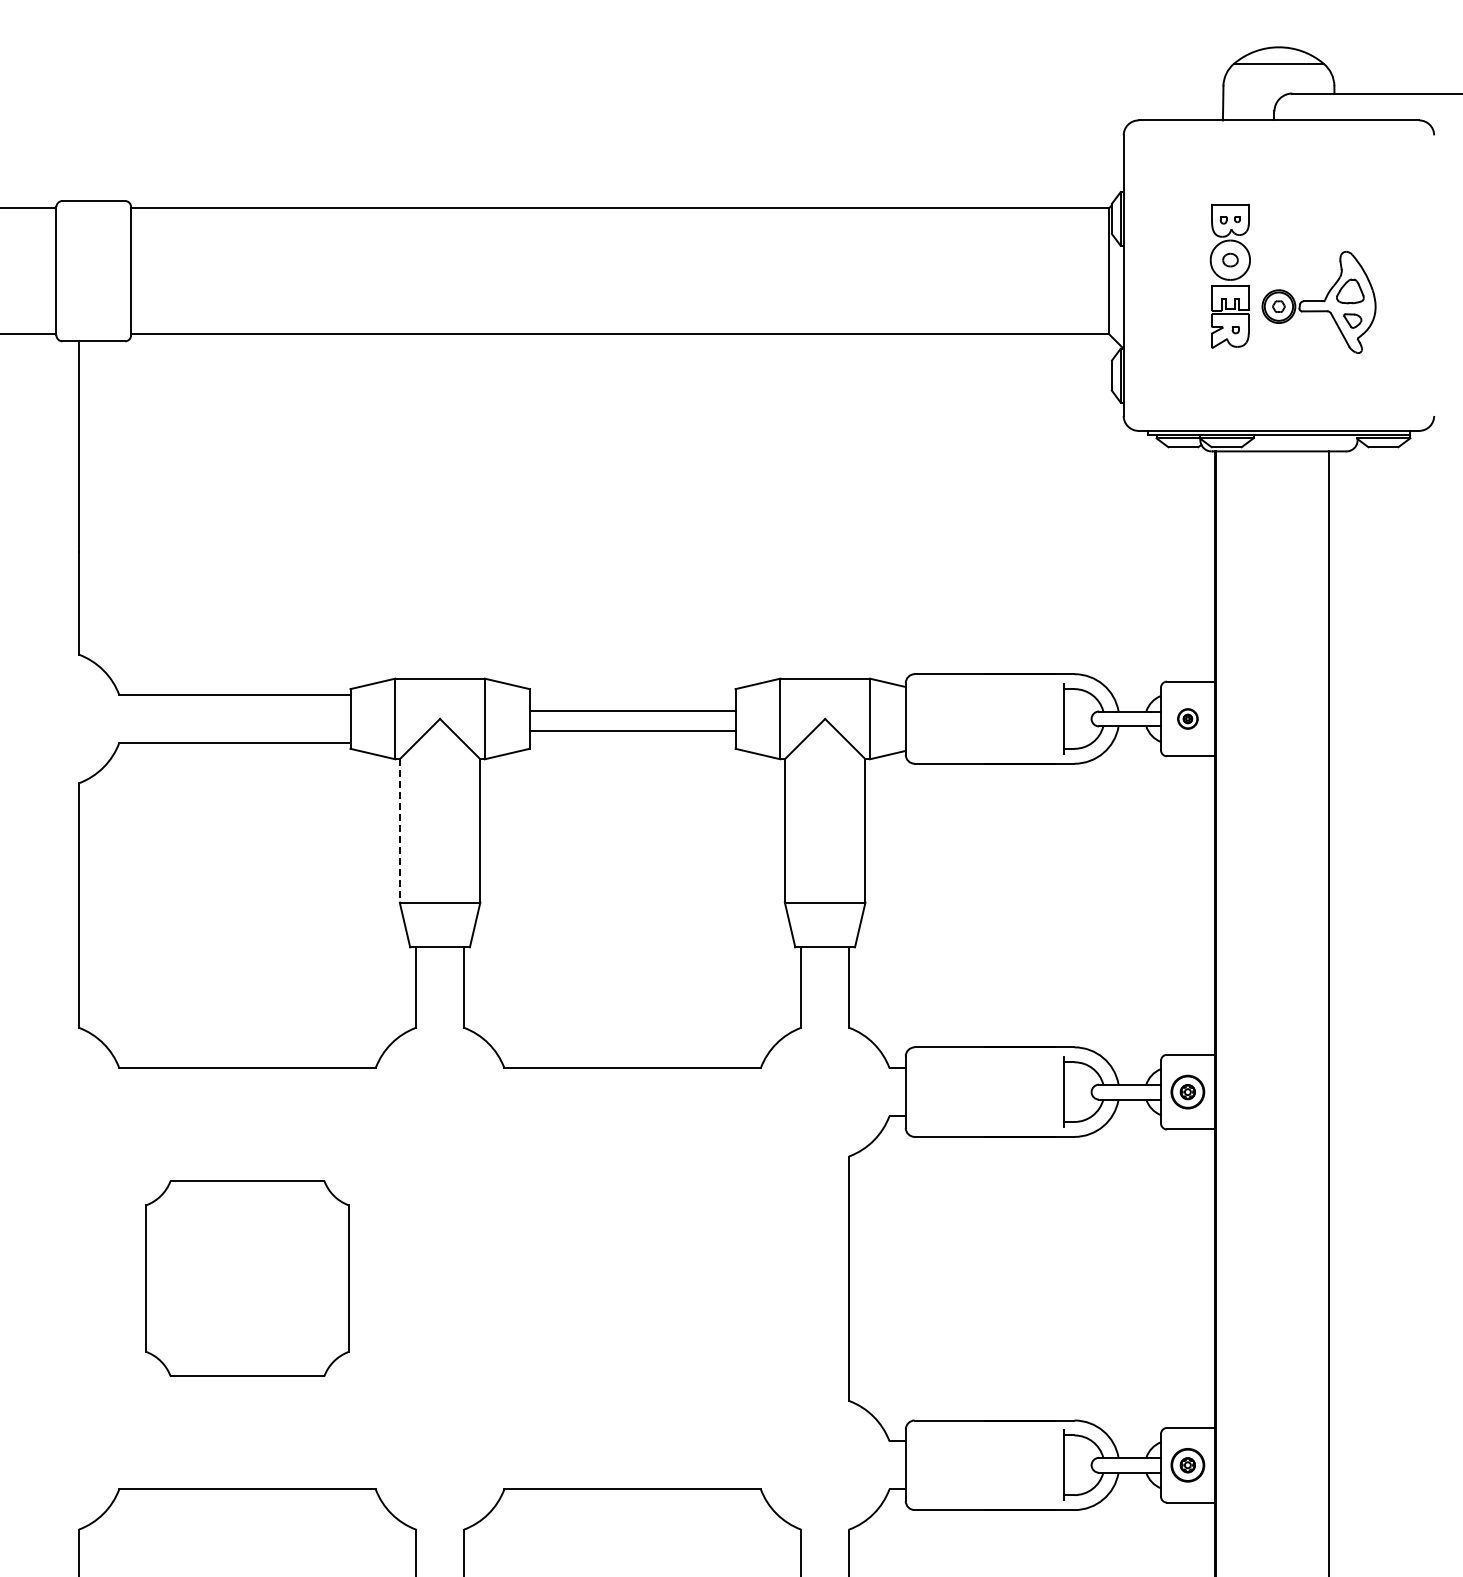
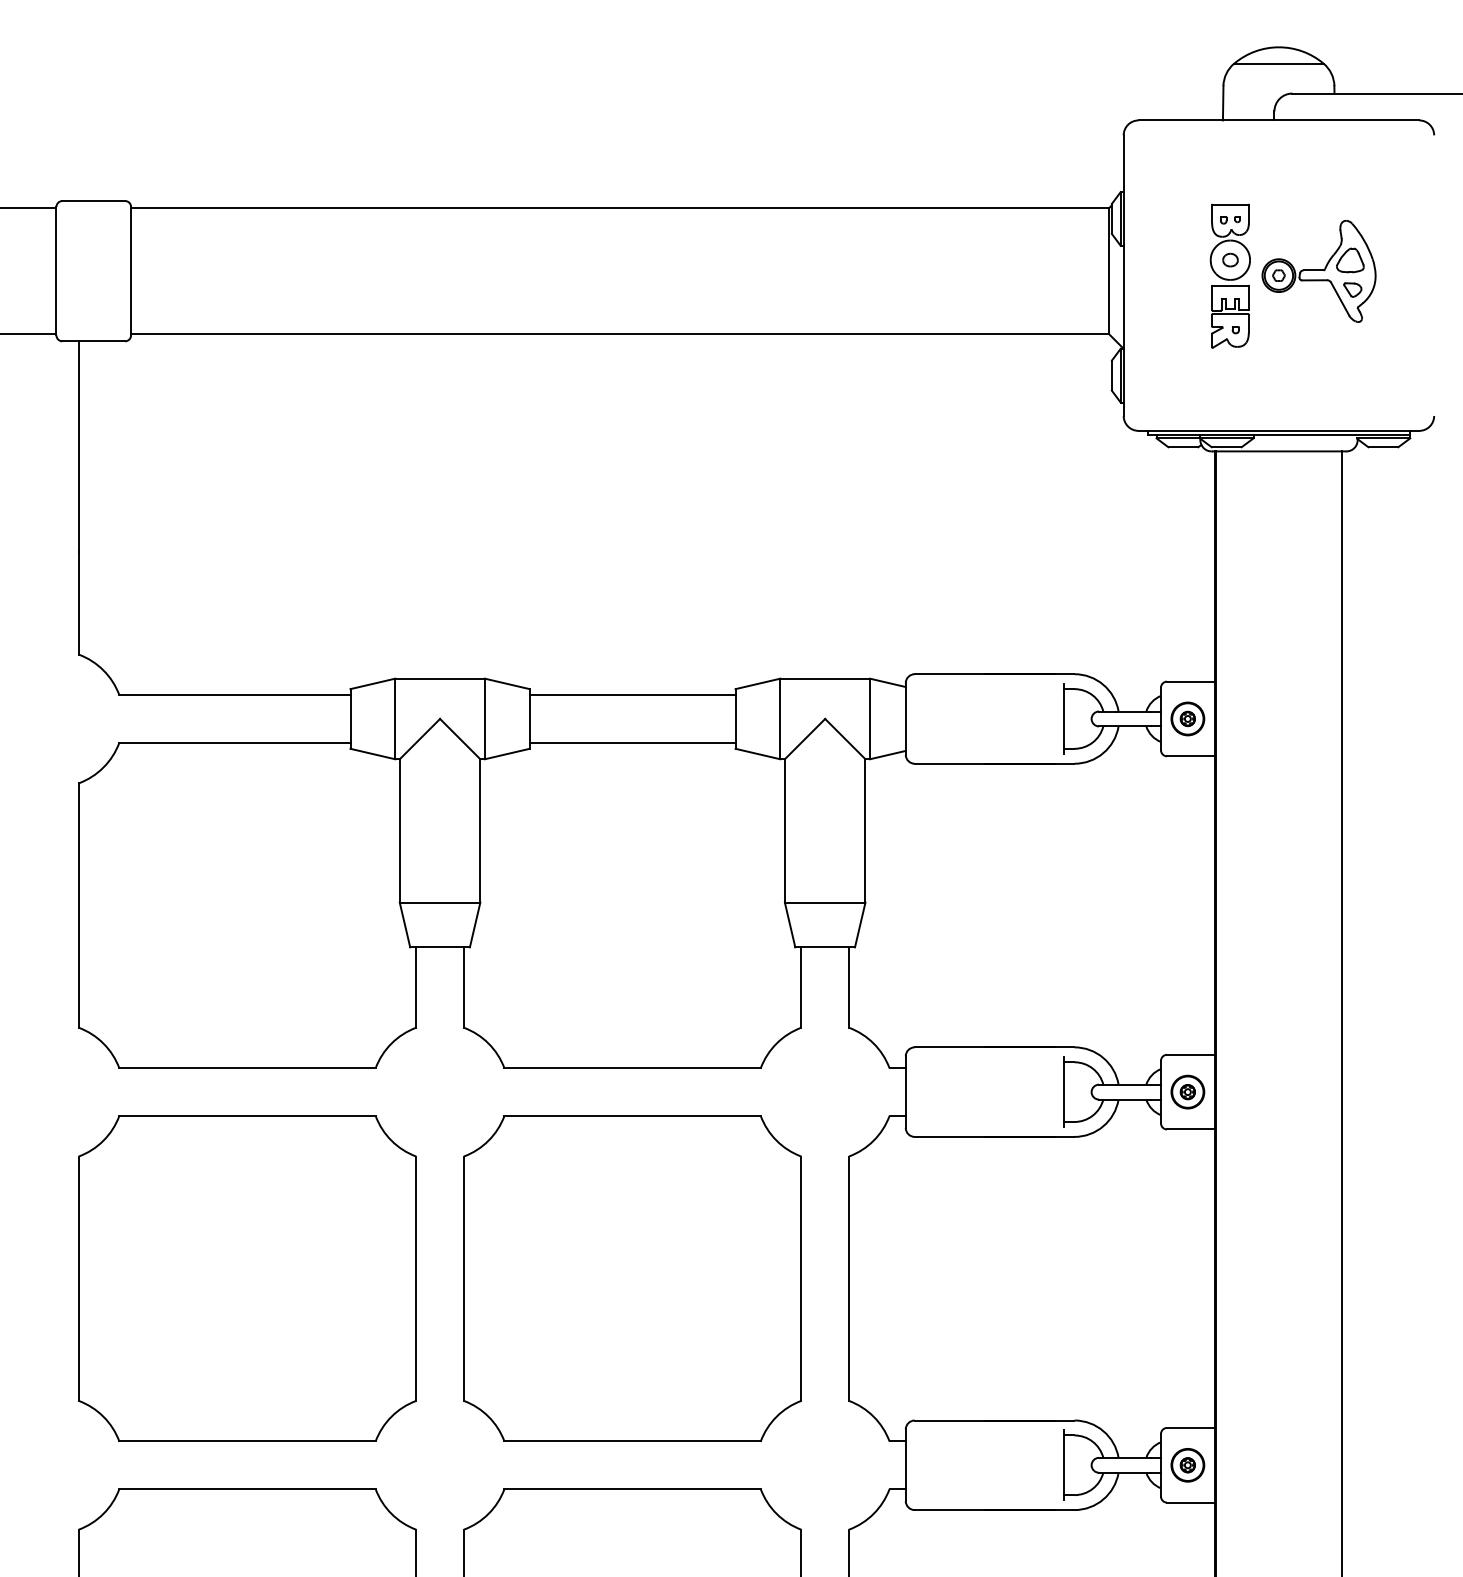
part position: (1318, 302) -> (1318, 271) (1318, 271)
line position: (632, 711) -> (632, 695) (632, 695)
part size: 22x22 px -> 36x36 px (1187, 718)
line position: (632, 730) -> (632, 742) (632, 742)
line: dashed -> solid (399, 830)
line position: (1328, 1012) -> (1341, 1012) (1341, 1012)
part size: 205x197 px -> 339x327 px (247, 1278)
part: none -> present (632, 1278)
